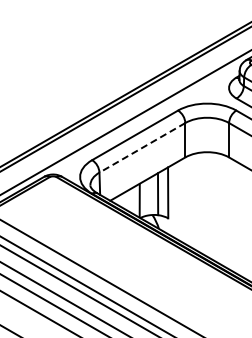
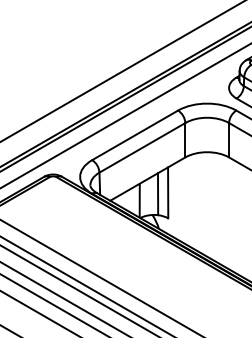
line: none -> present (122, 71)
line position: (125, 122) -> (125, 115) (125, 115)
line: dashed -> solid (142, 147)
